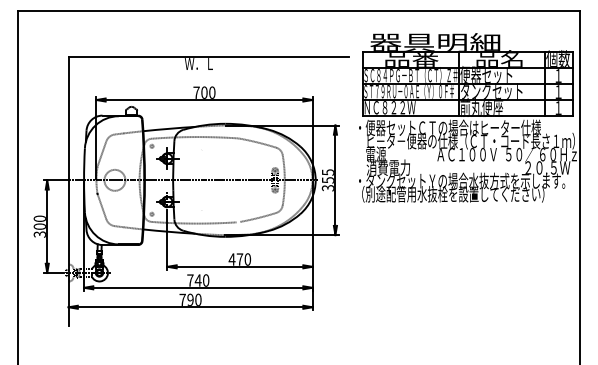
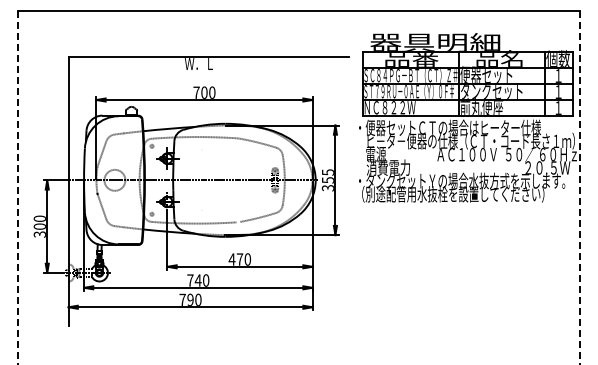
line: solid -> dashed (17, 187)
line: solid -> dashed (580, 187)
